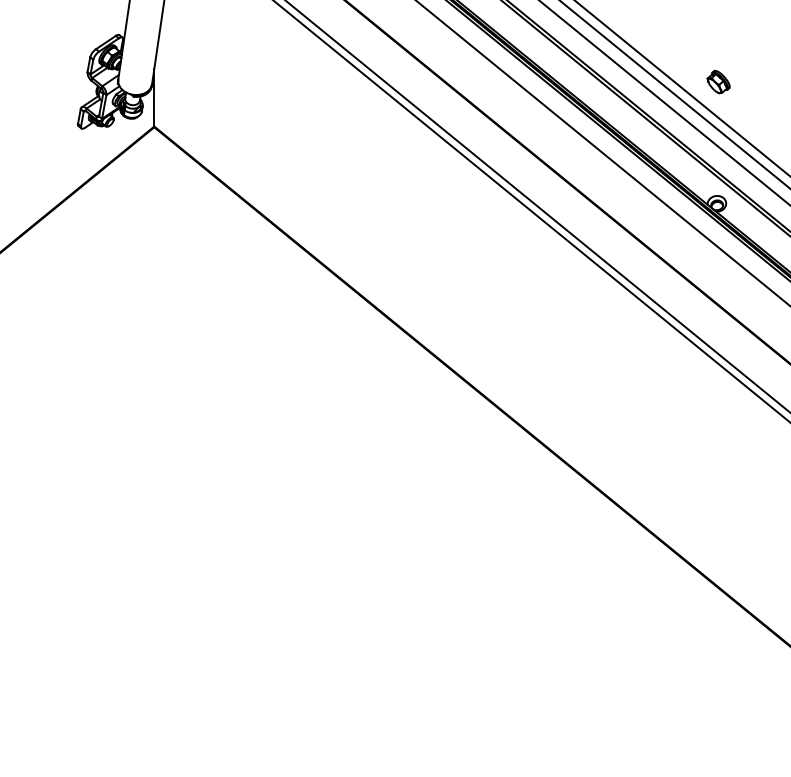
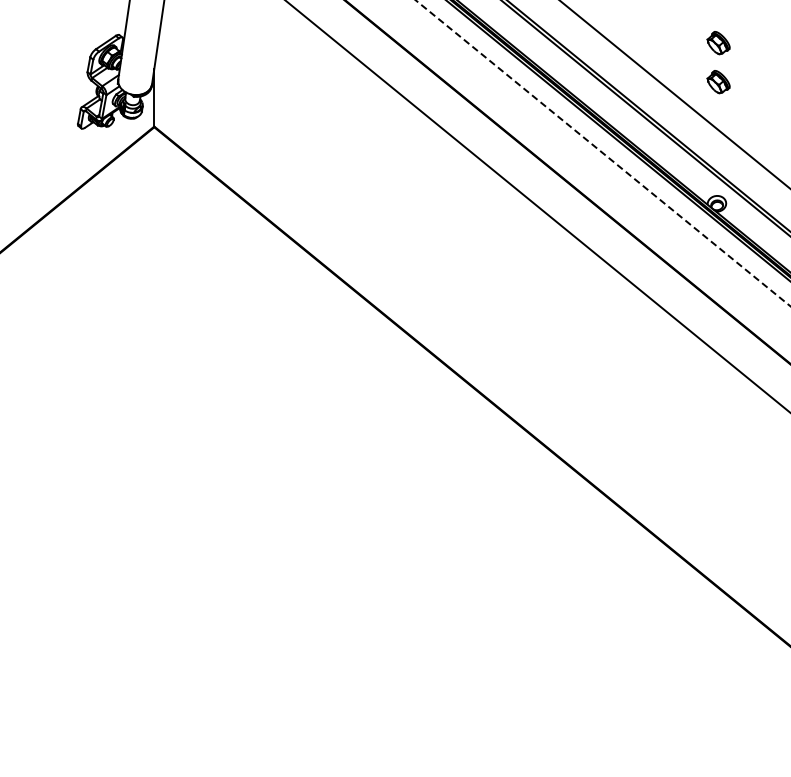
part: none -> present (718, 43)
line: present -> none (682, 88)
line: present -> none (664, 102)
line: solid -> dashed (603, 153)
line: present -> none (531, 211)
